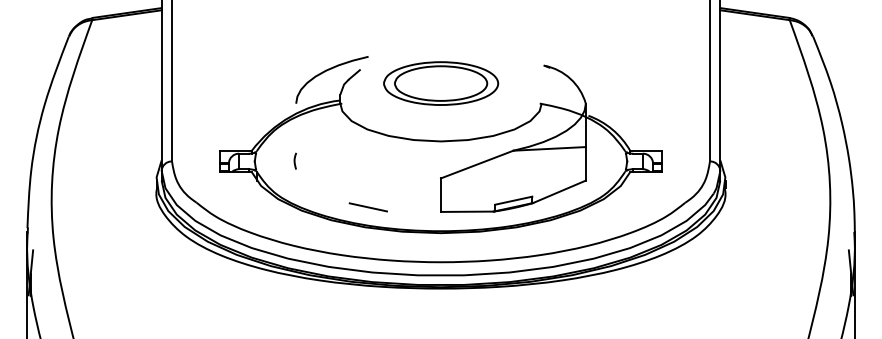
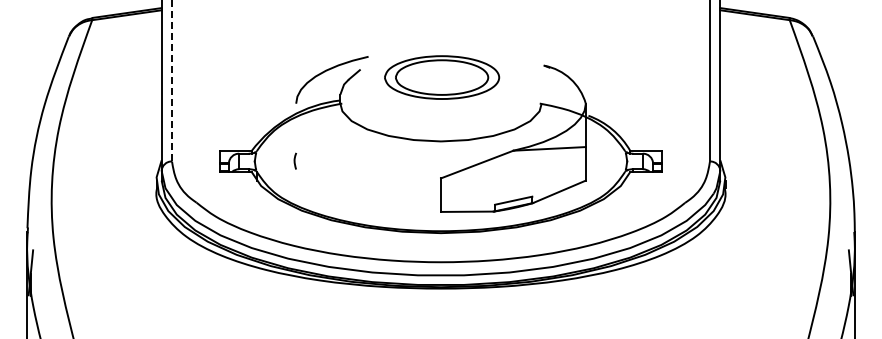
line: solid -> dashed (172, 80)
part position: (441, 83) -> (442, 77) (442, 77)
line: present -> none (368, 207)
